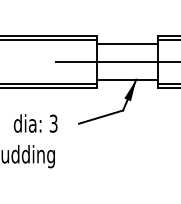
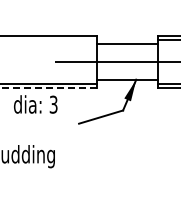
line: present -> none (49, 40)
line: solid -> dashed (48, 88)
text position: (35, 123) -> (35, 104) (35, 104)
